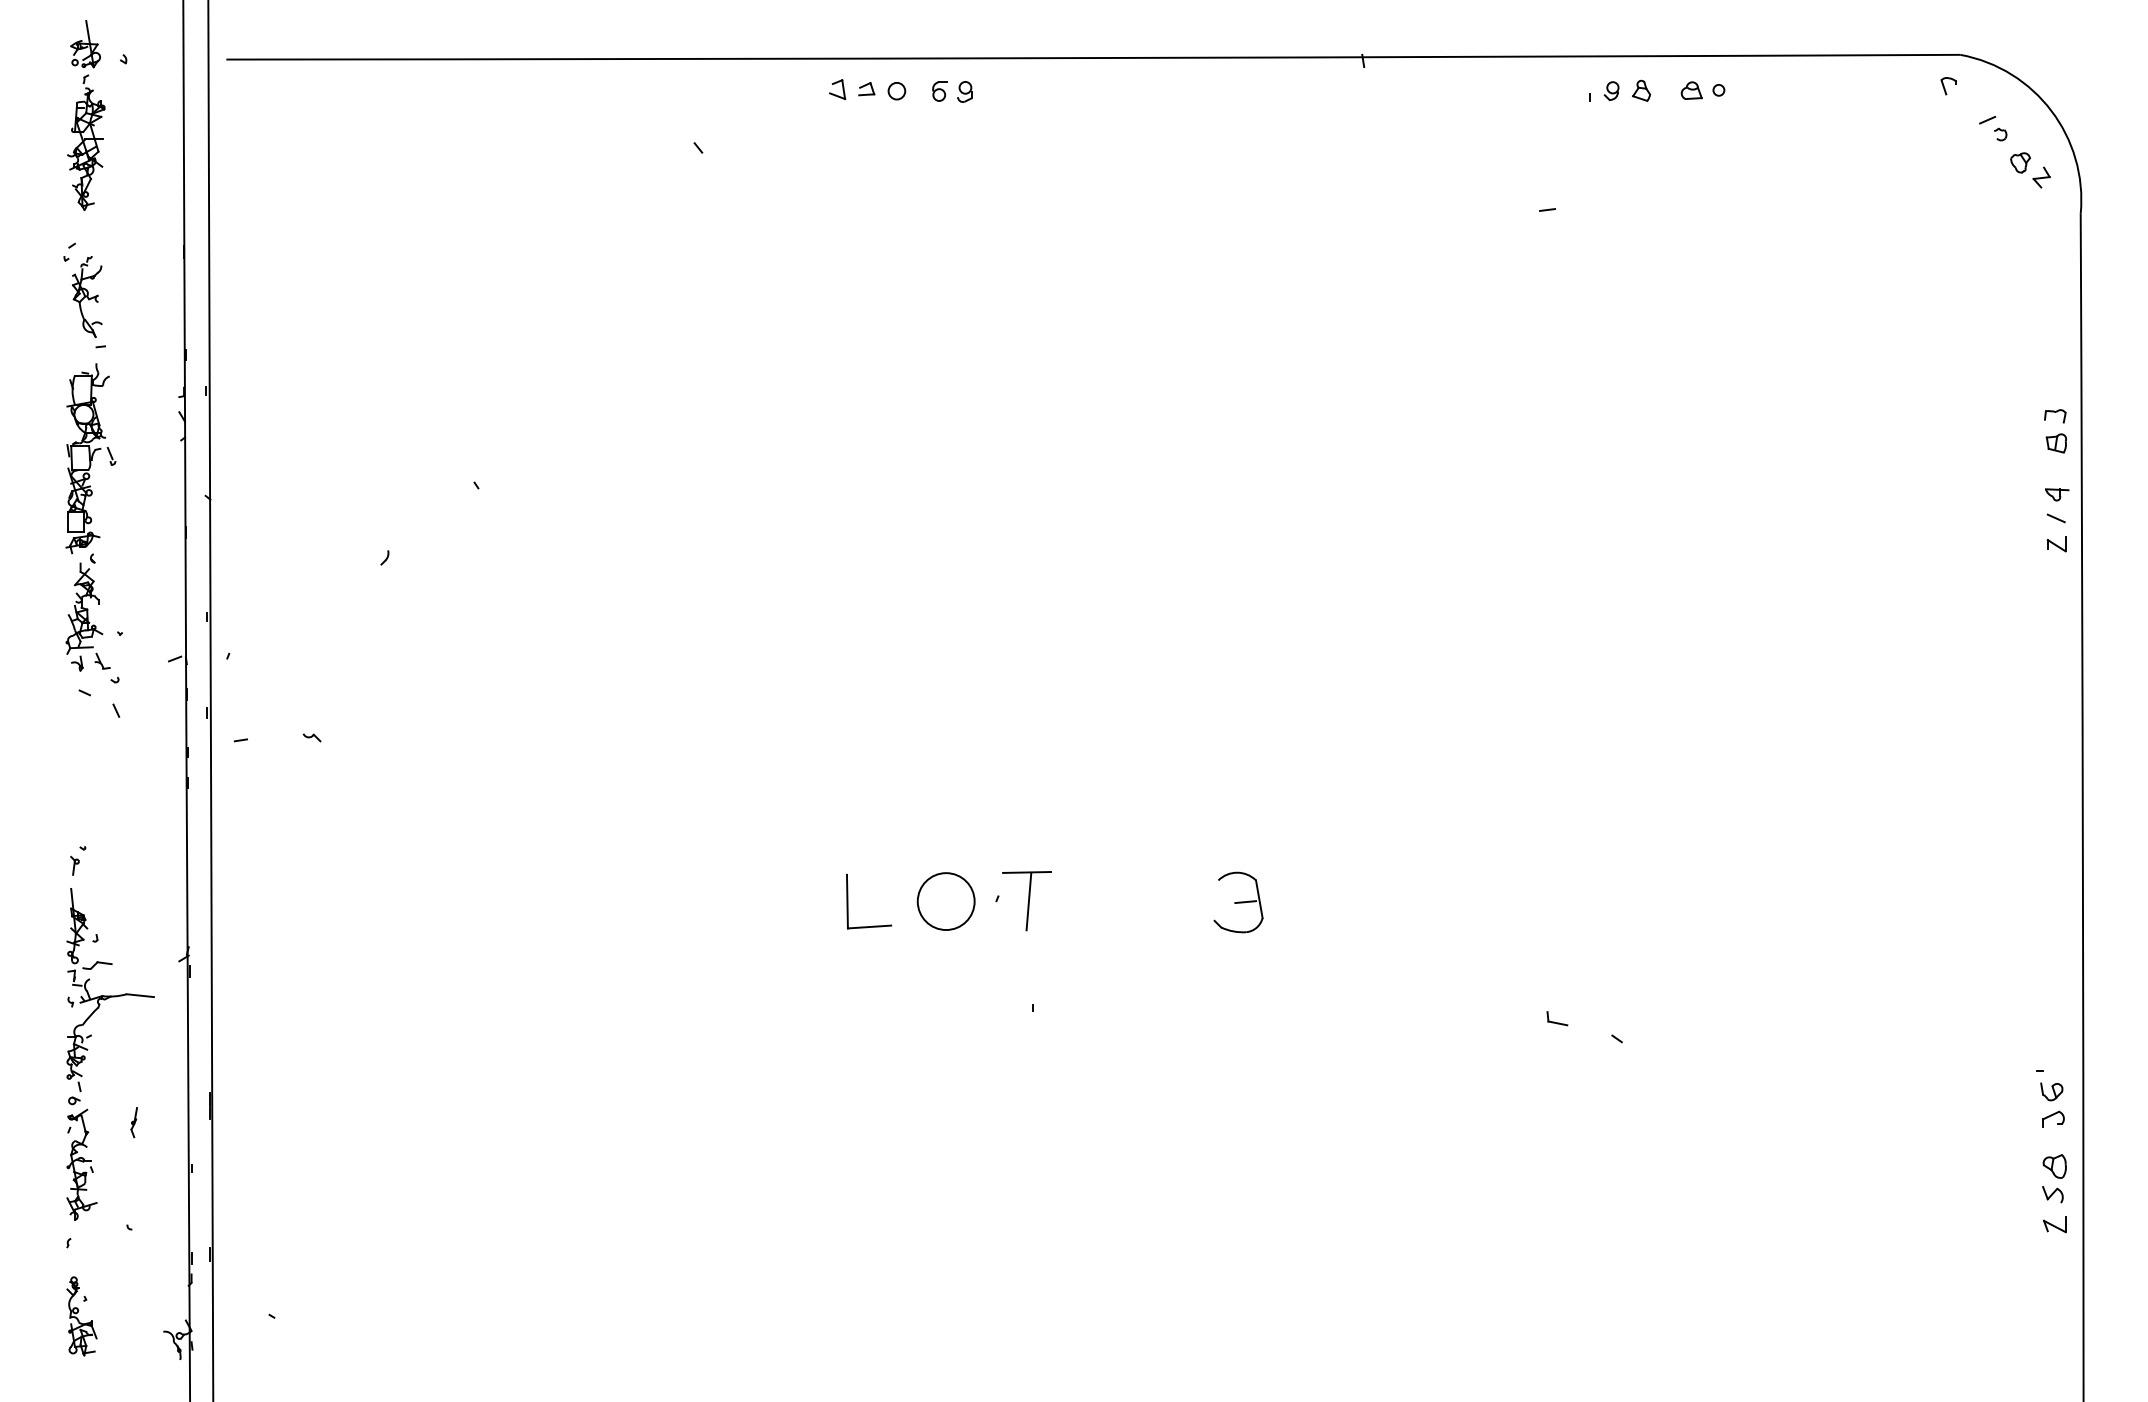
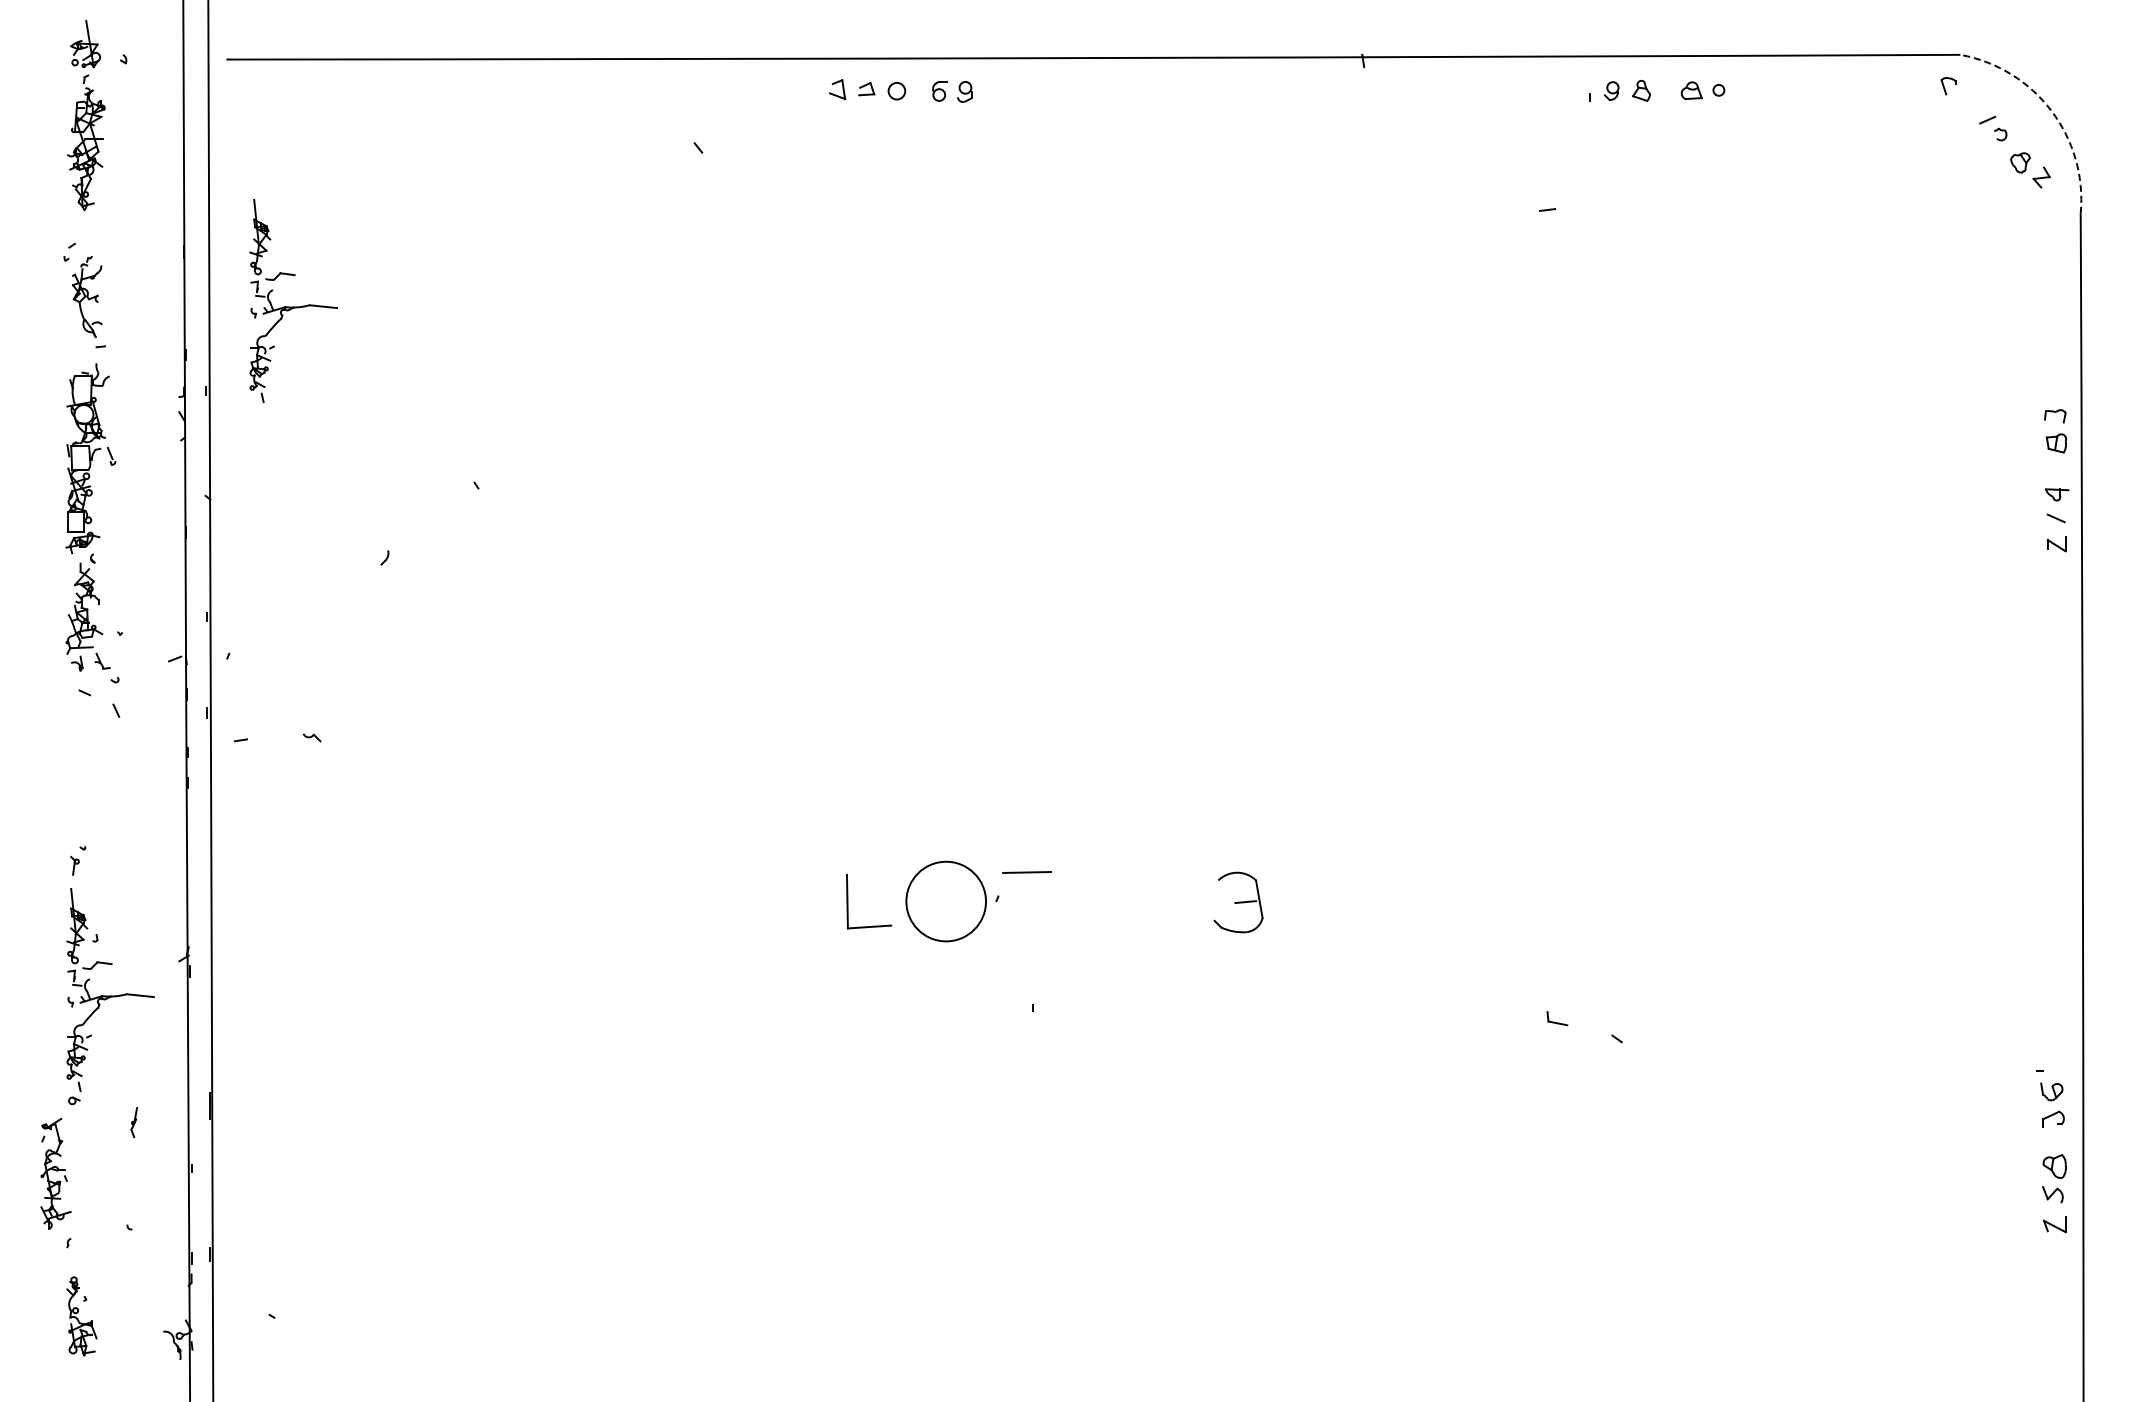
arc: solid -> dashed (2051, 110)
part: none -> present (293, 300)
circle diameter: 57 px -> 80 px (946, 901)
line: present -> none (1028, 901)
part position: (81, 1164) -> (55, 1173) (55, 1173)
